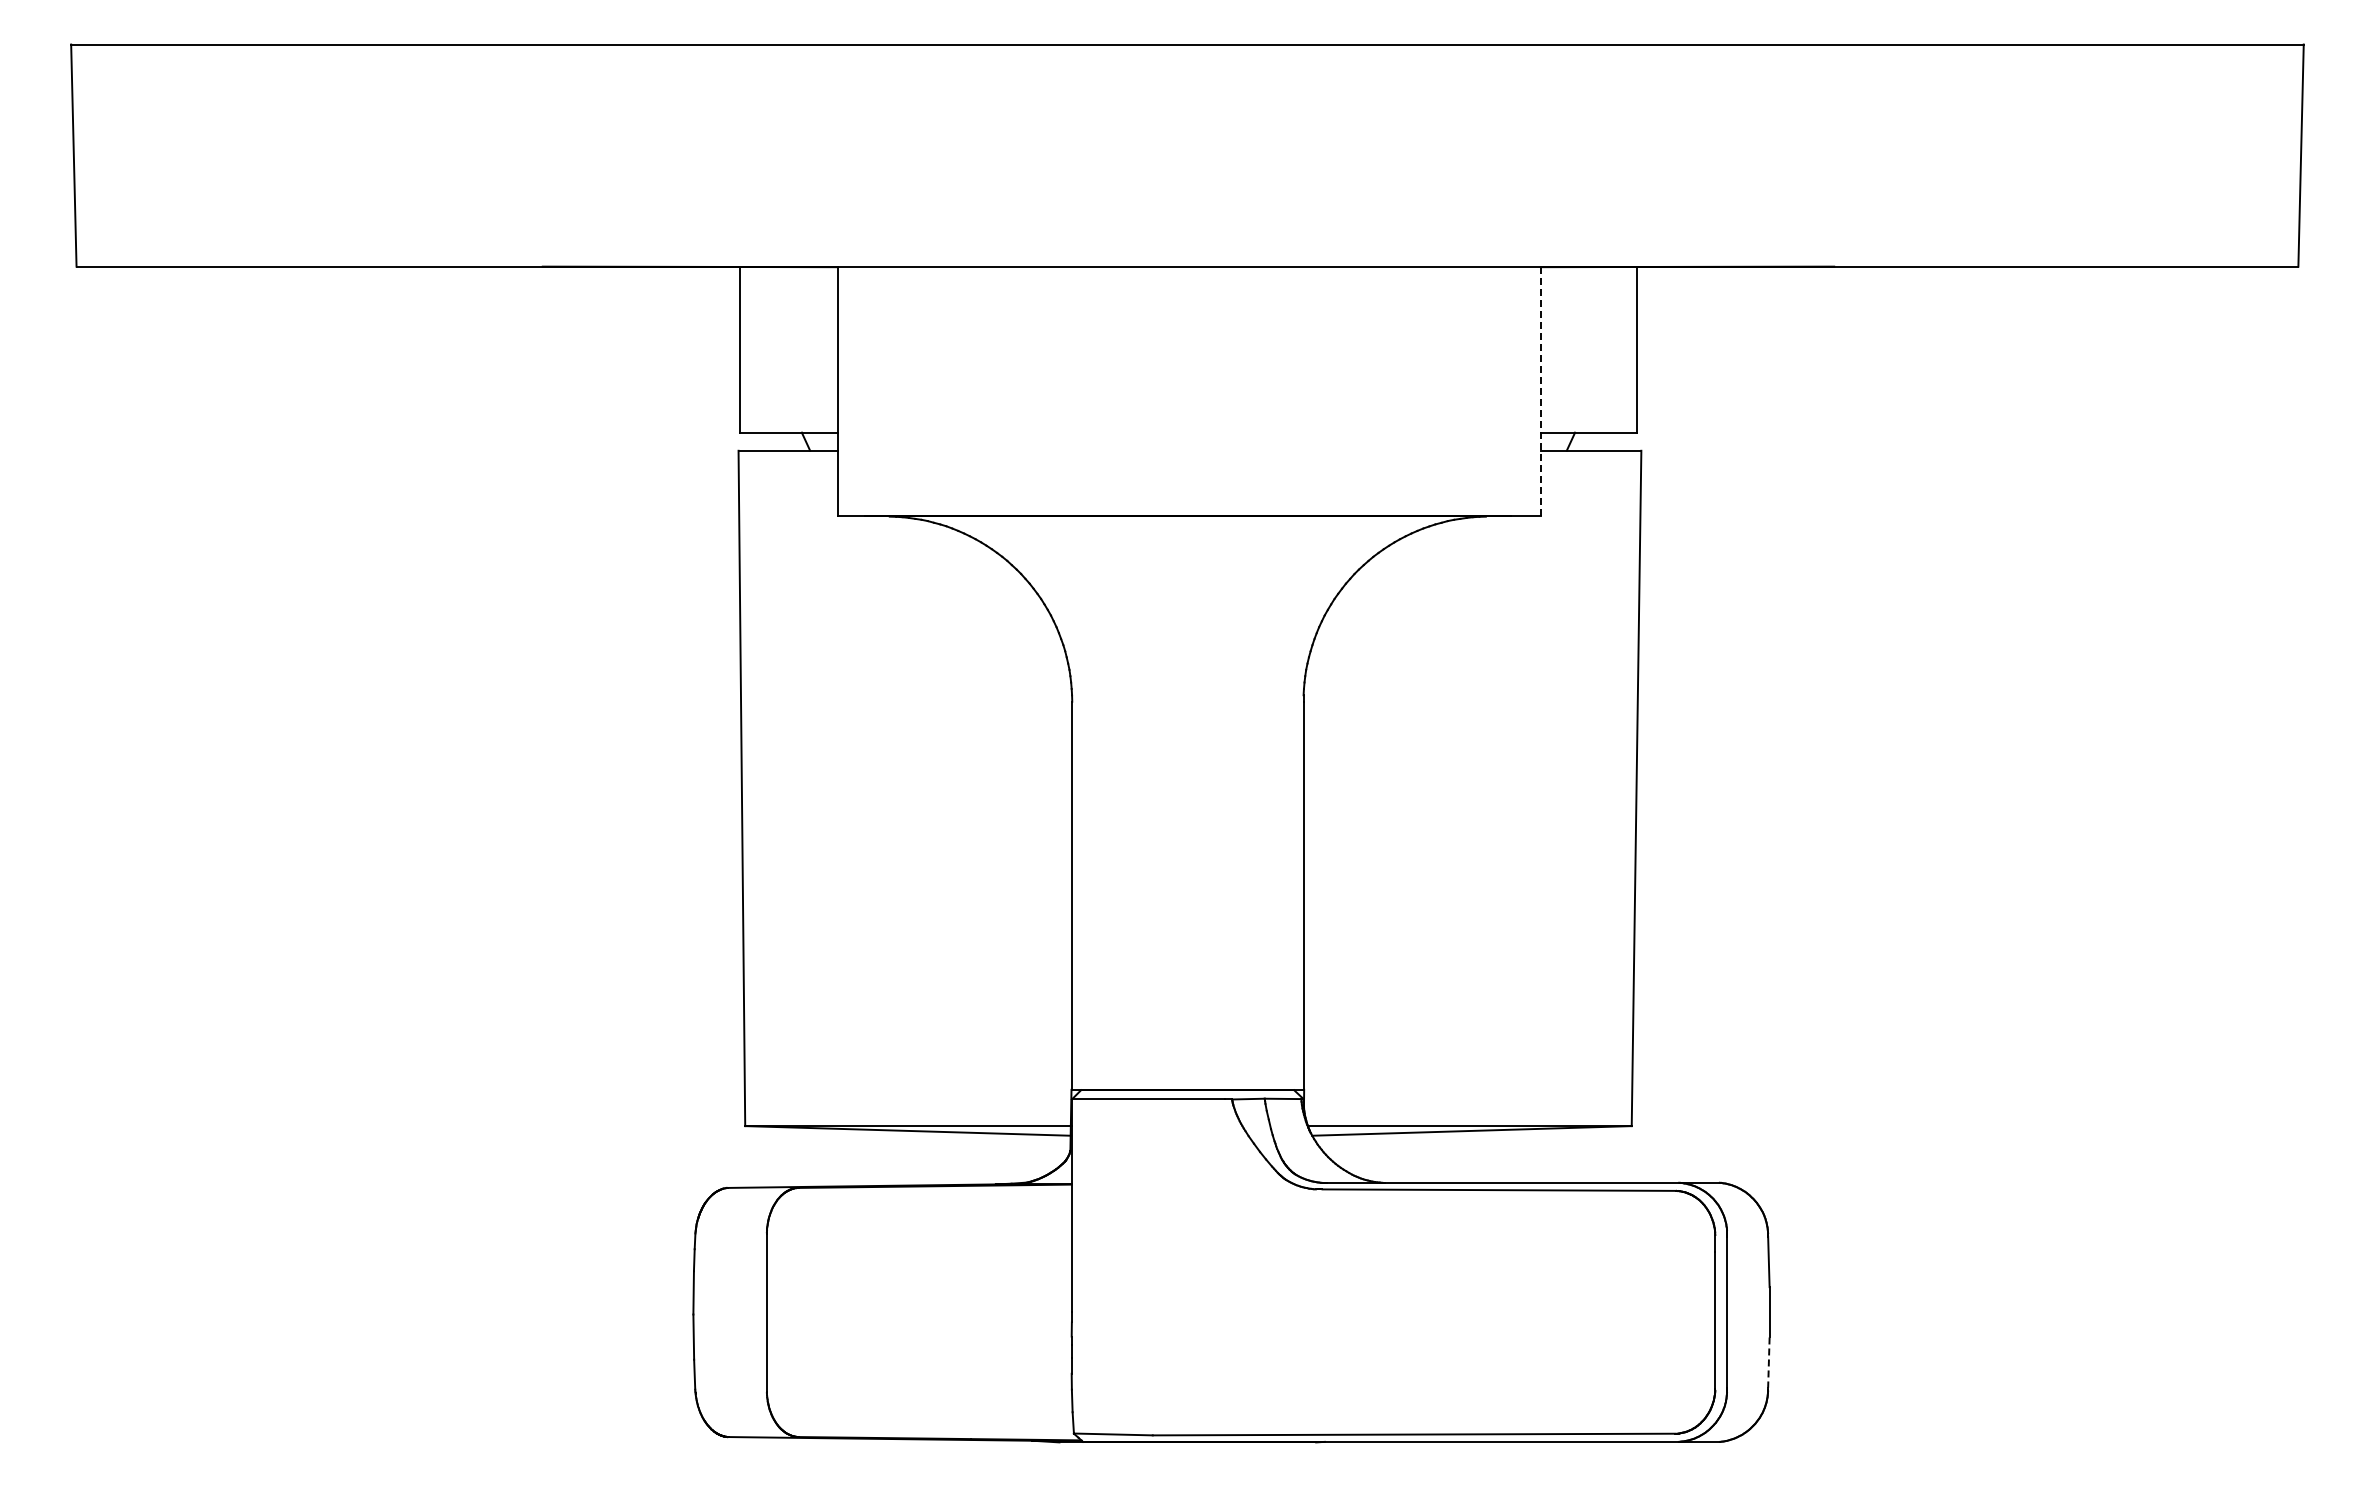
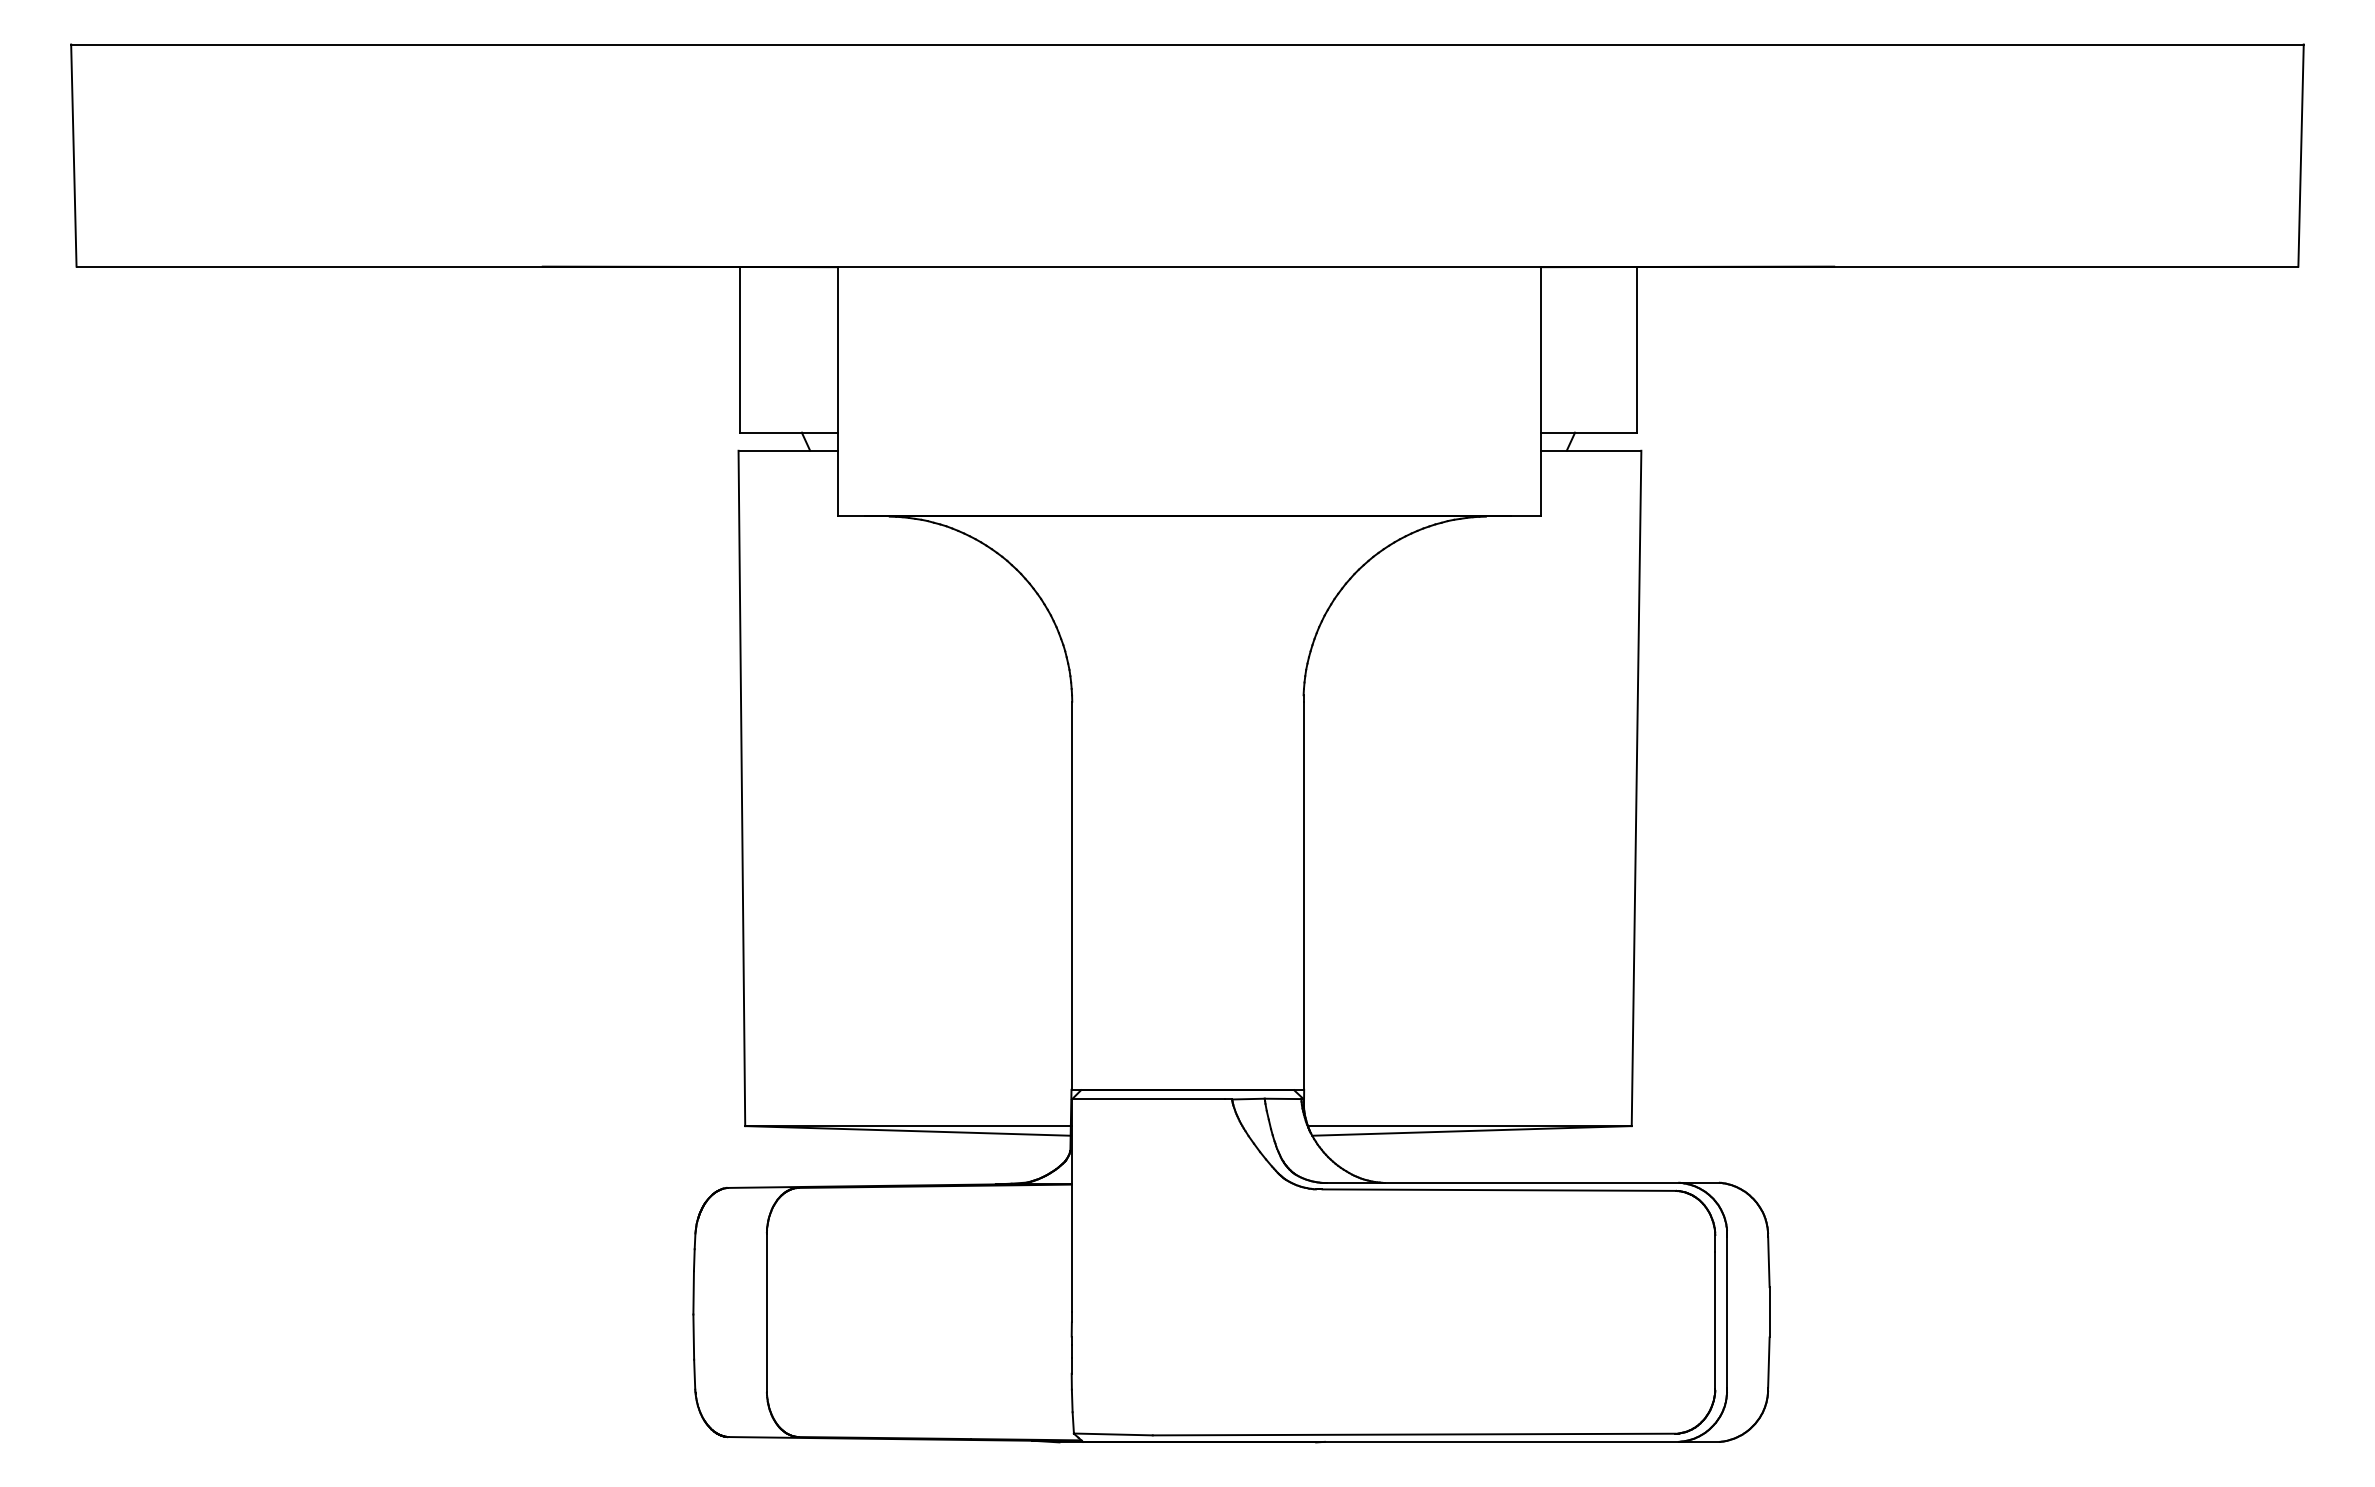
line: dashed -> solid (1540, 391)
line: dashed -> solid (1768, 1363)
